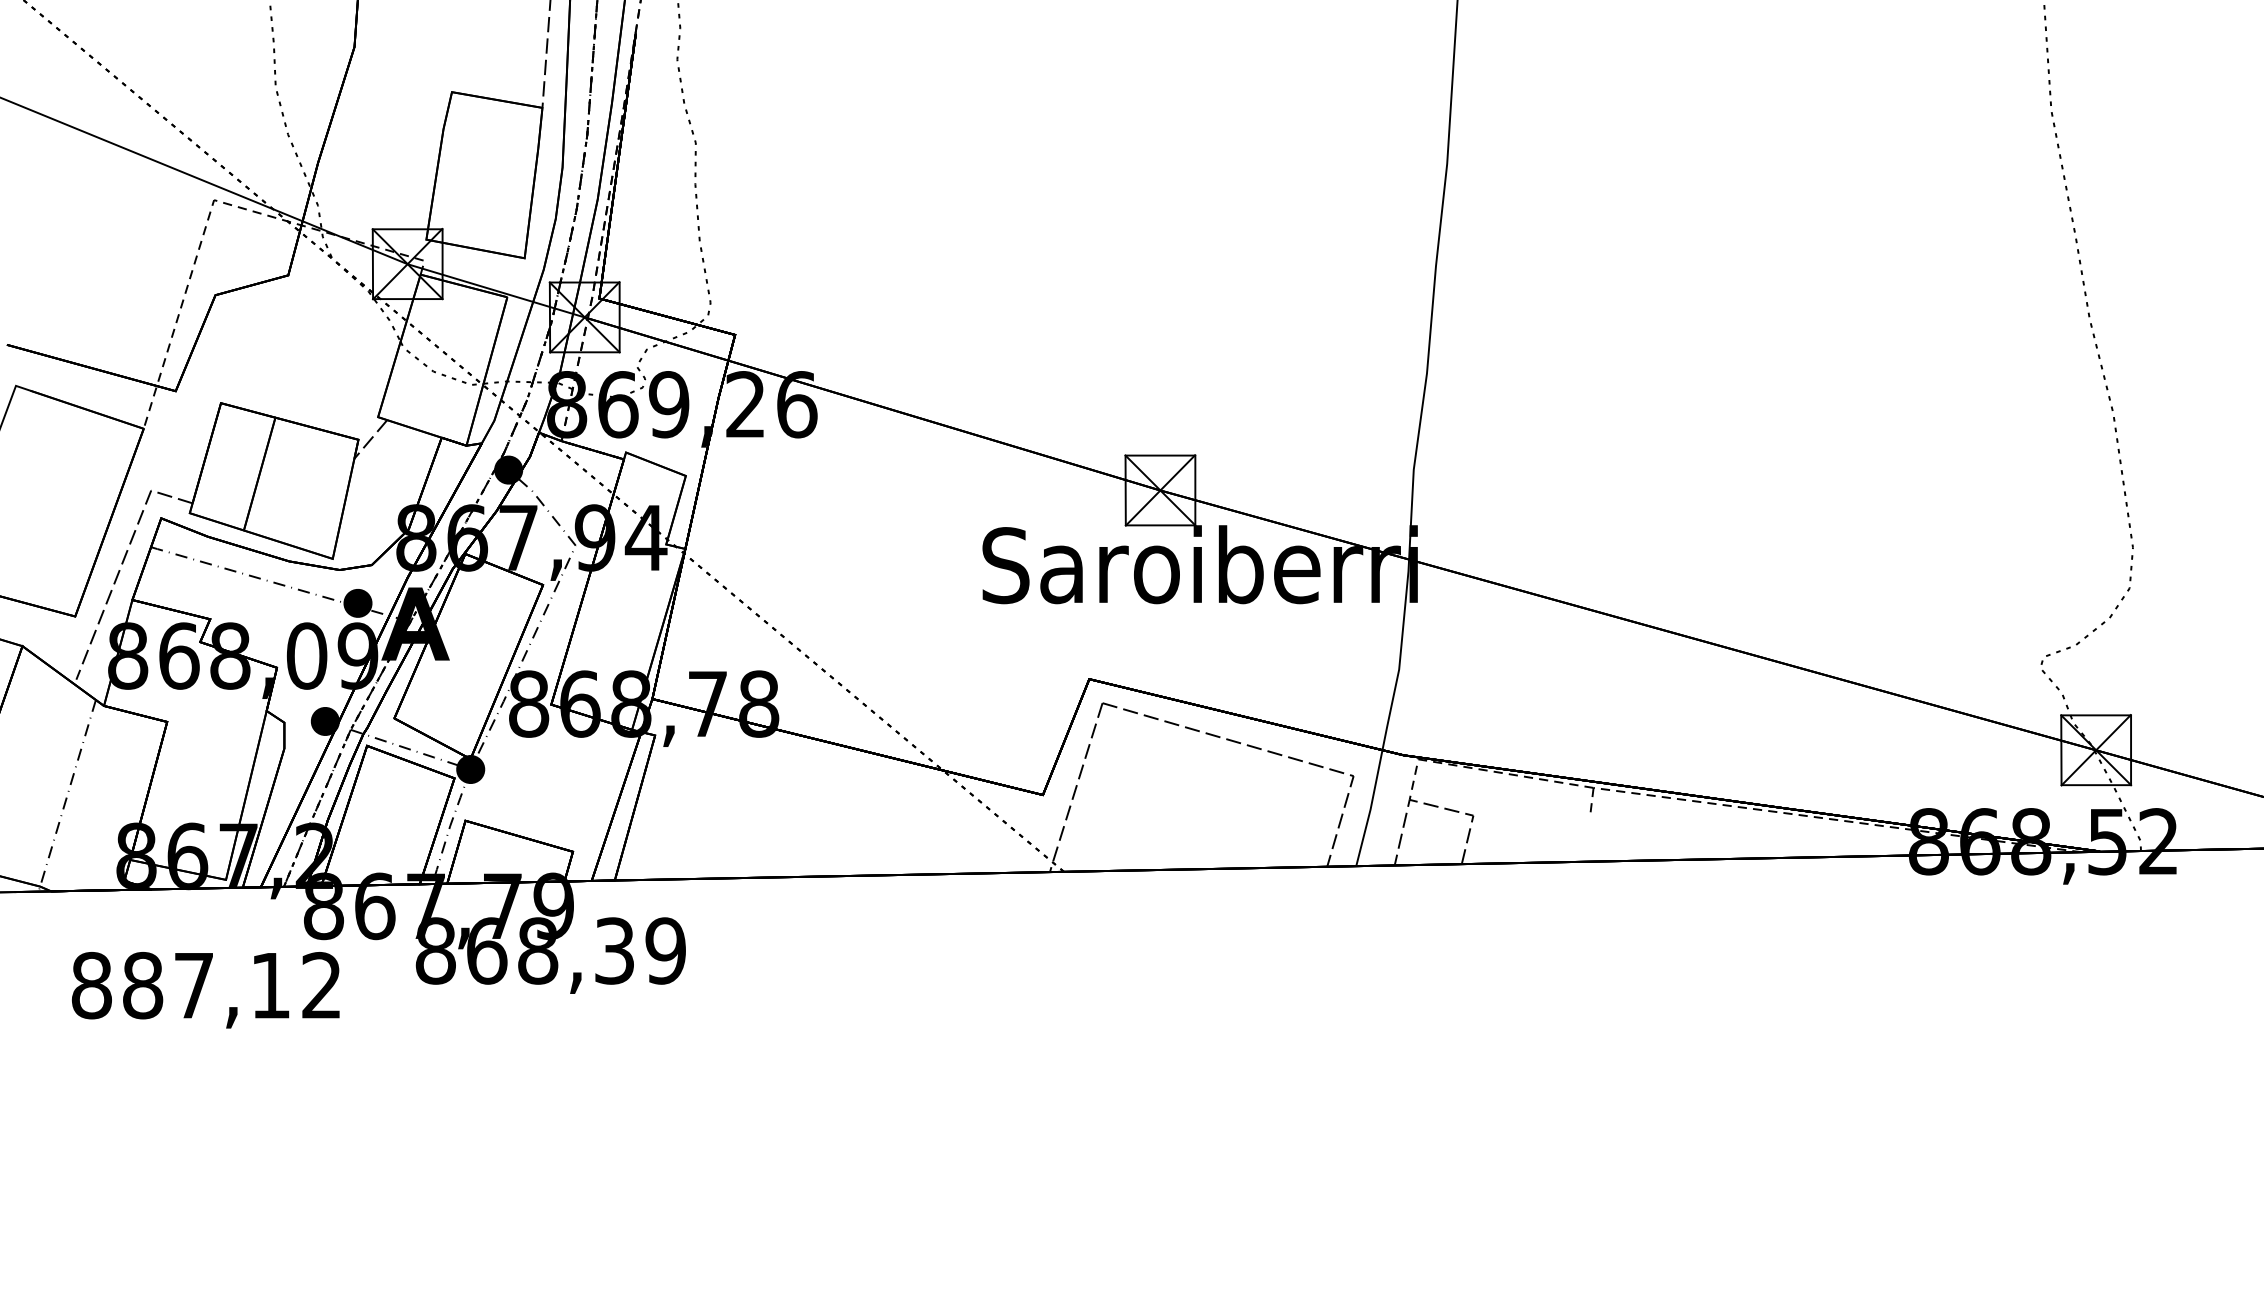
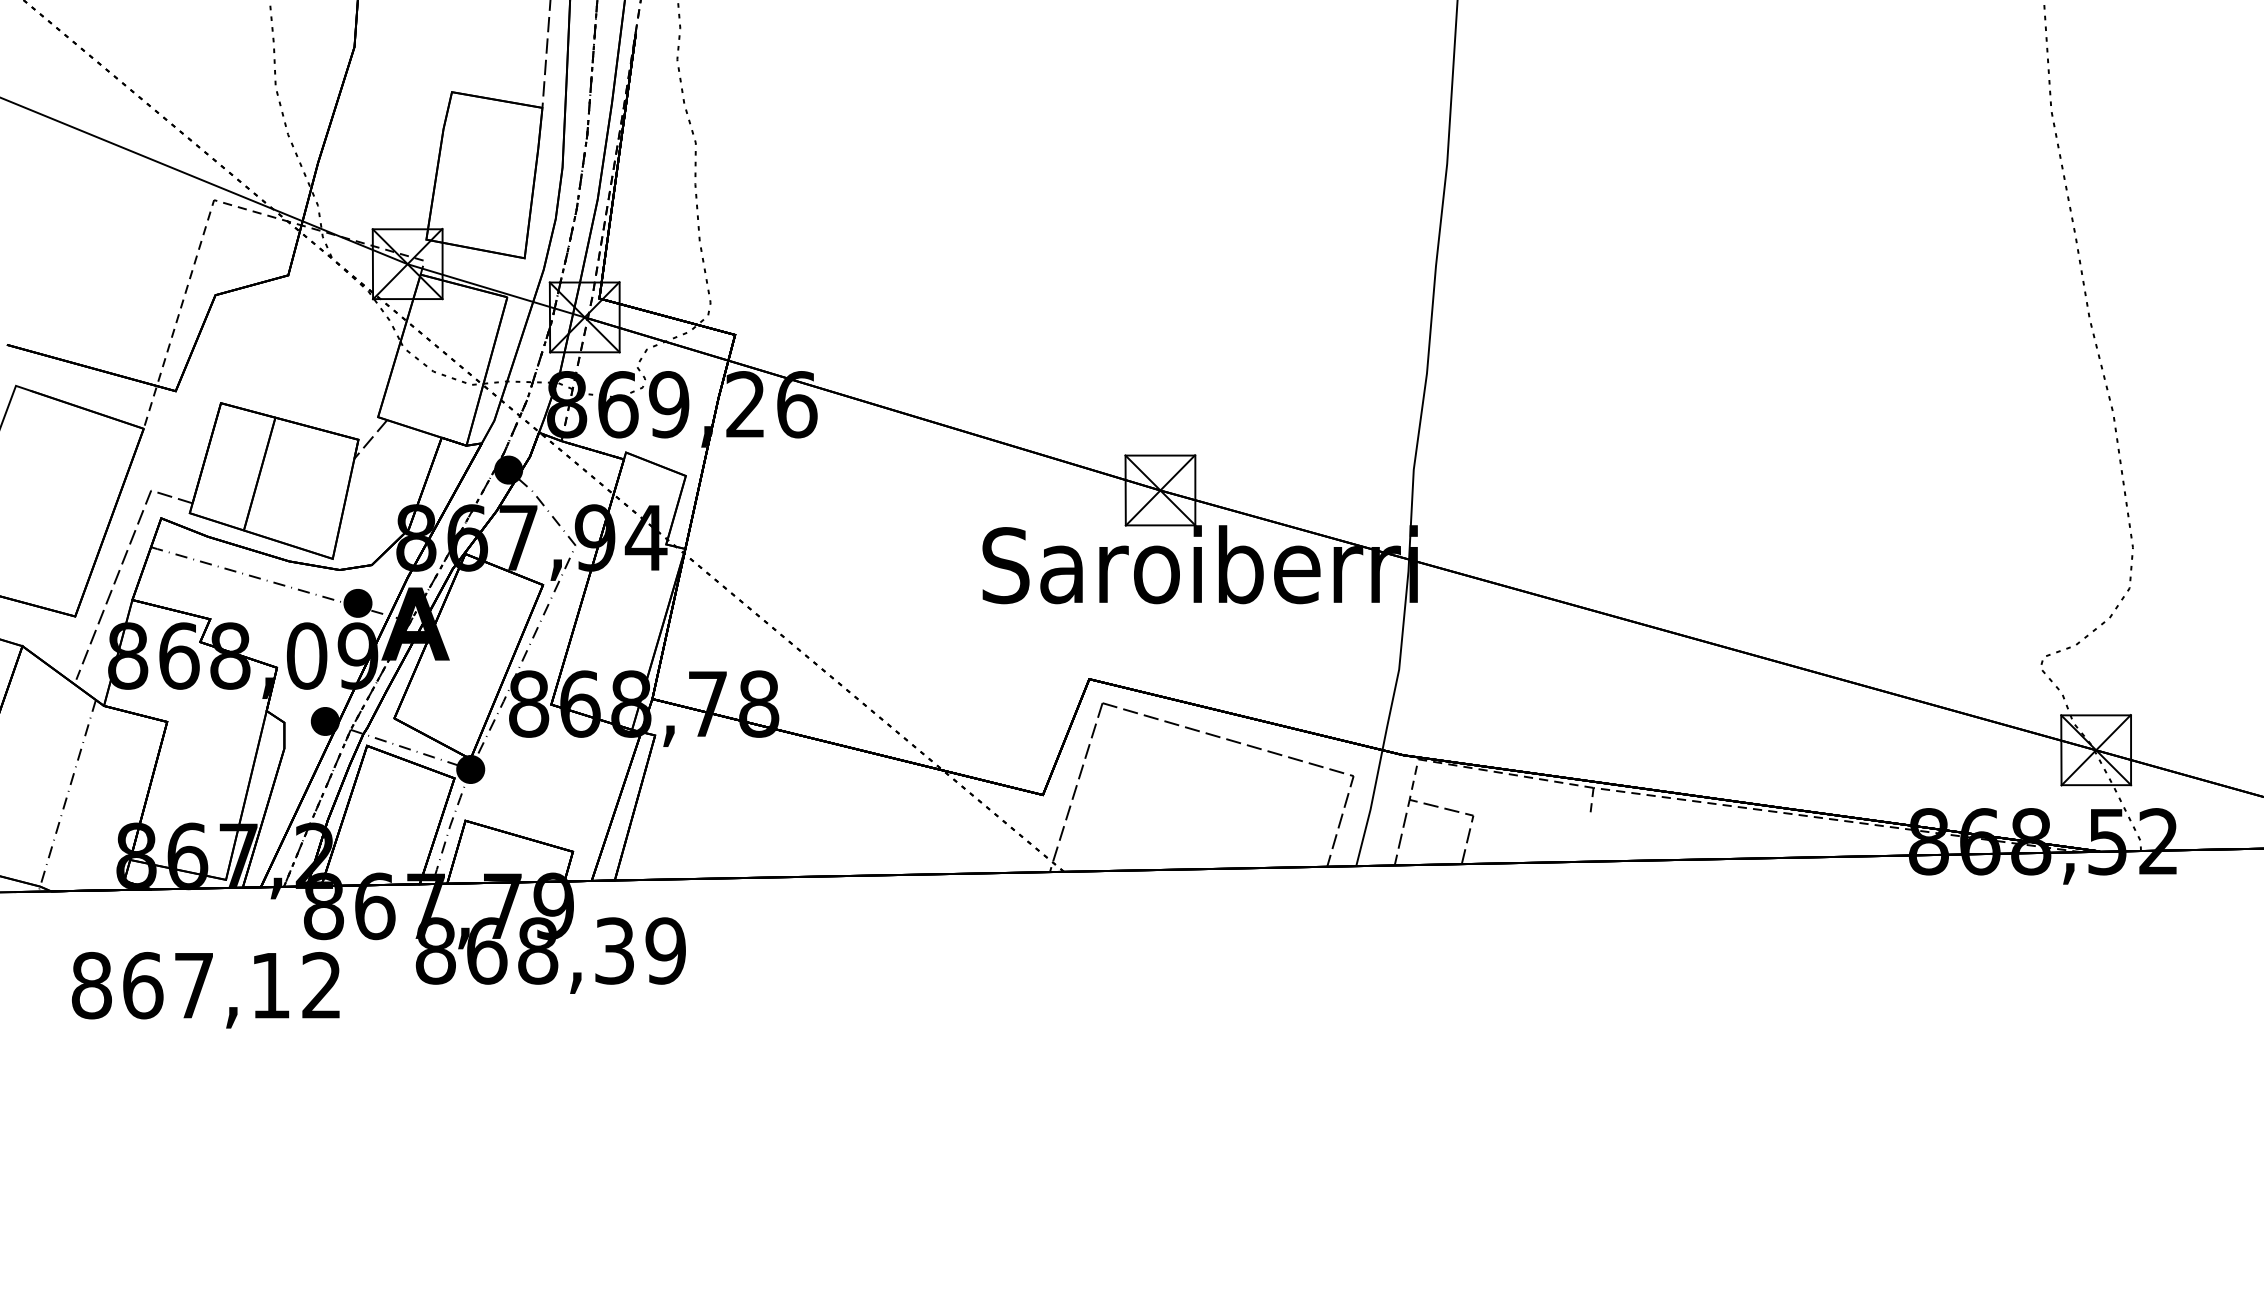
text: 887,12 -> 867,12 (143, 985)
